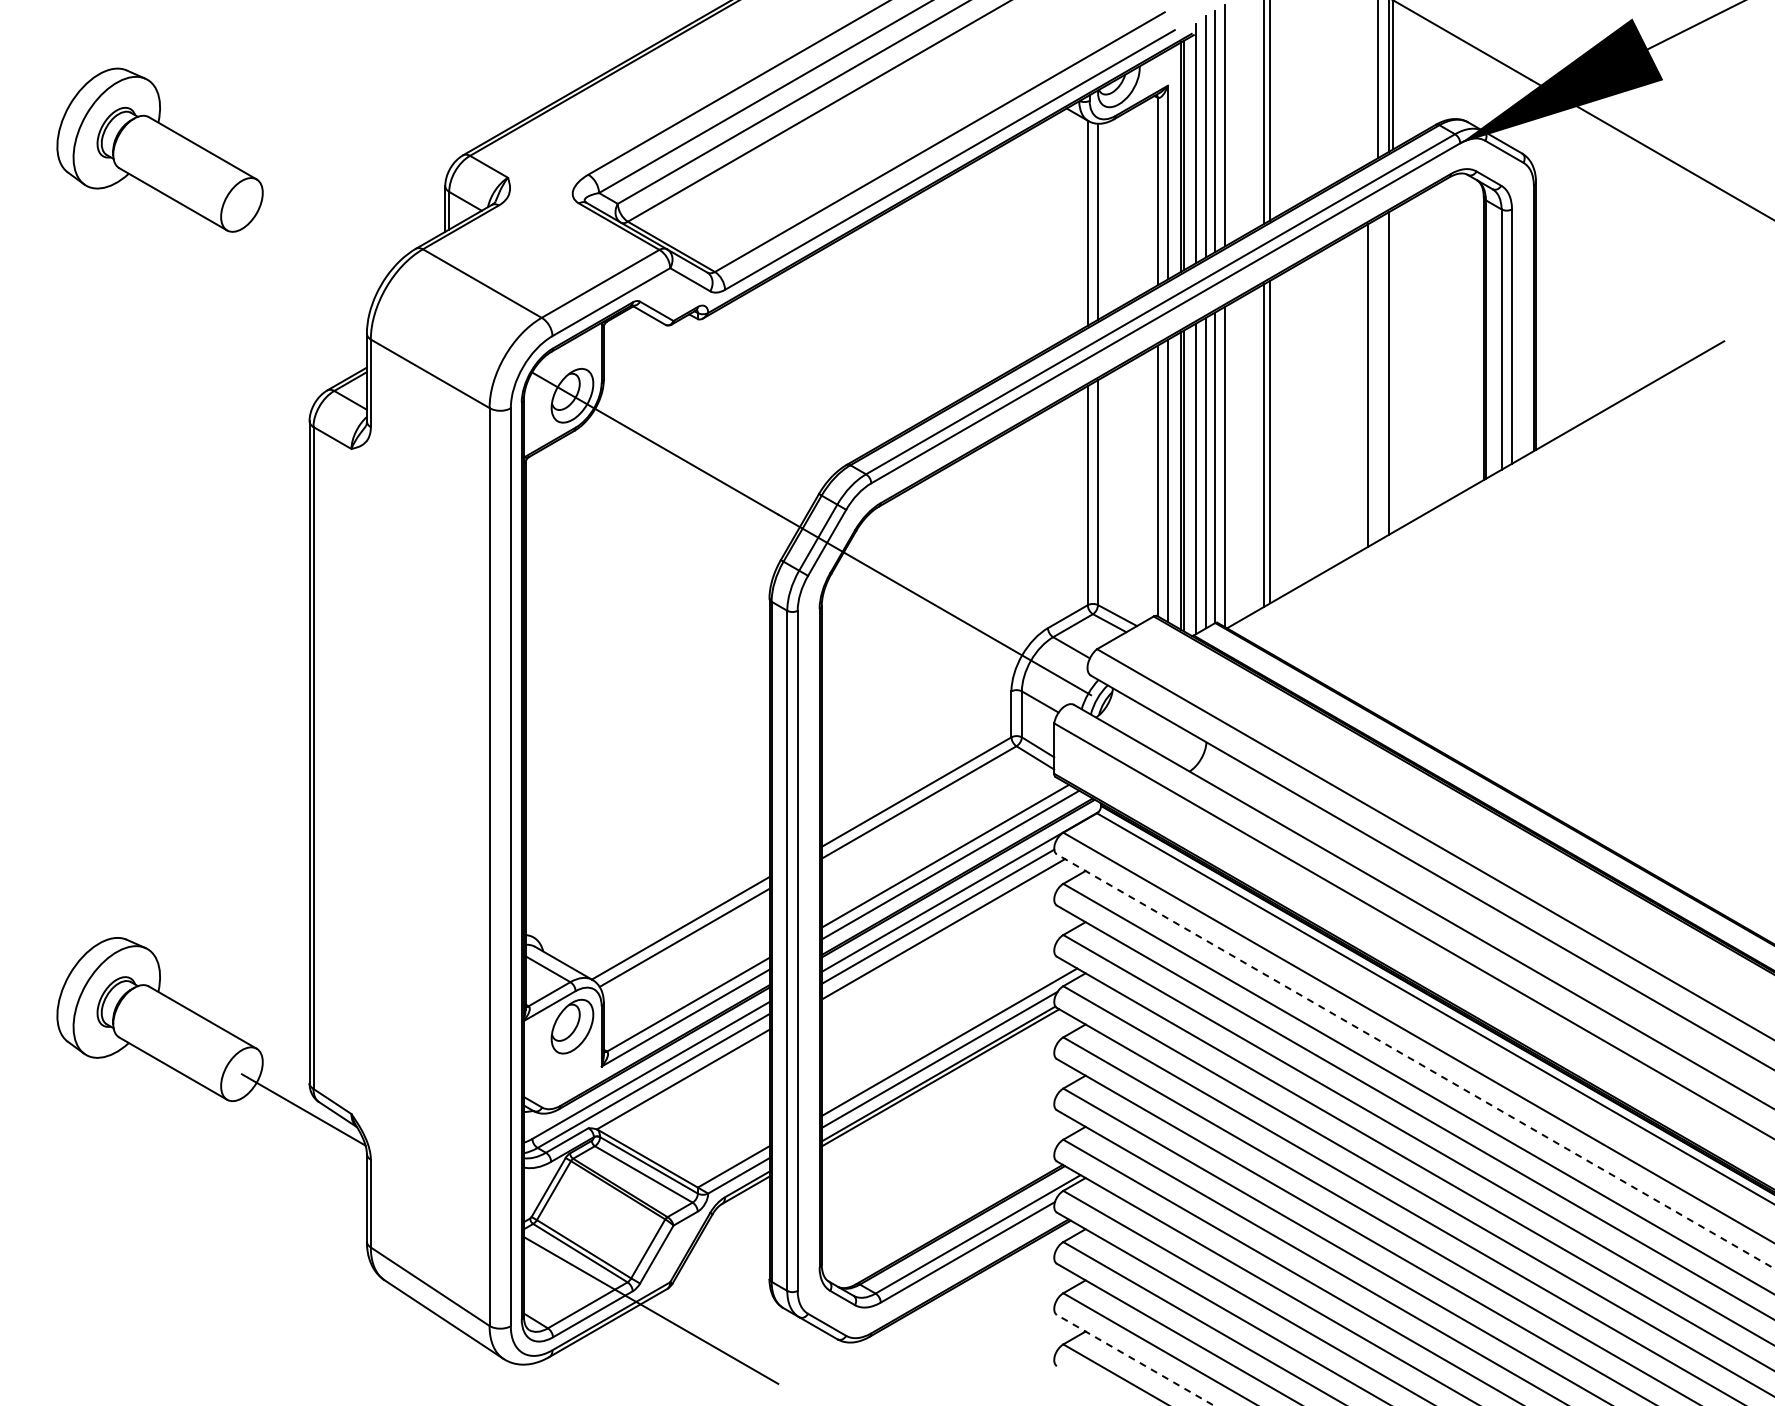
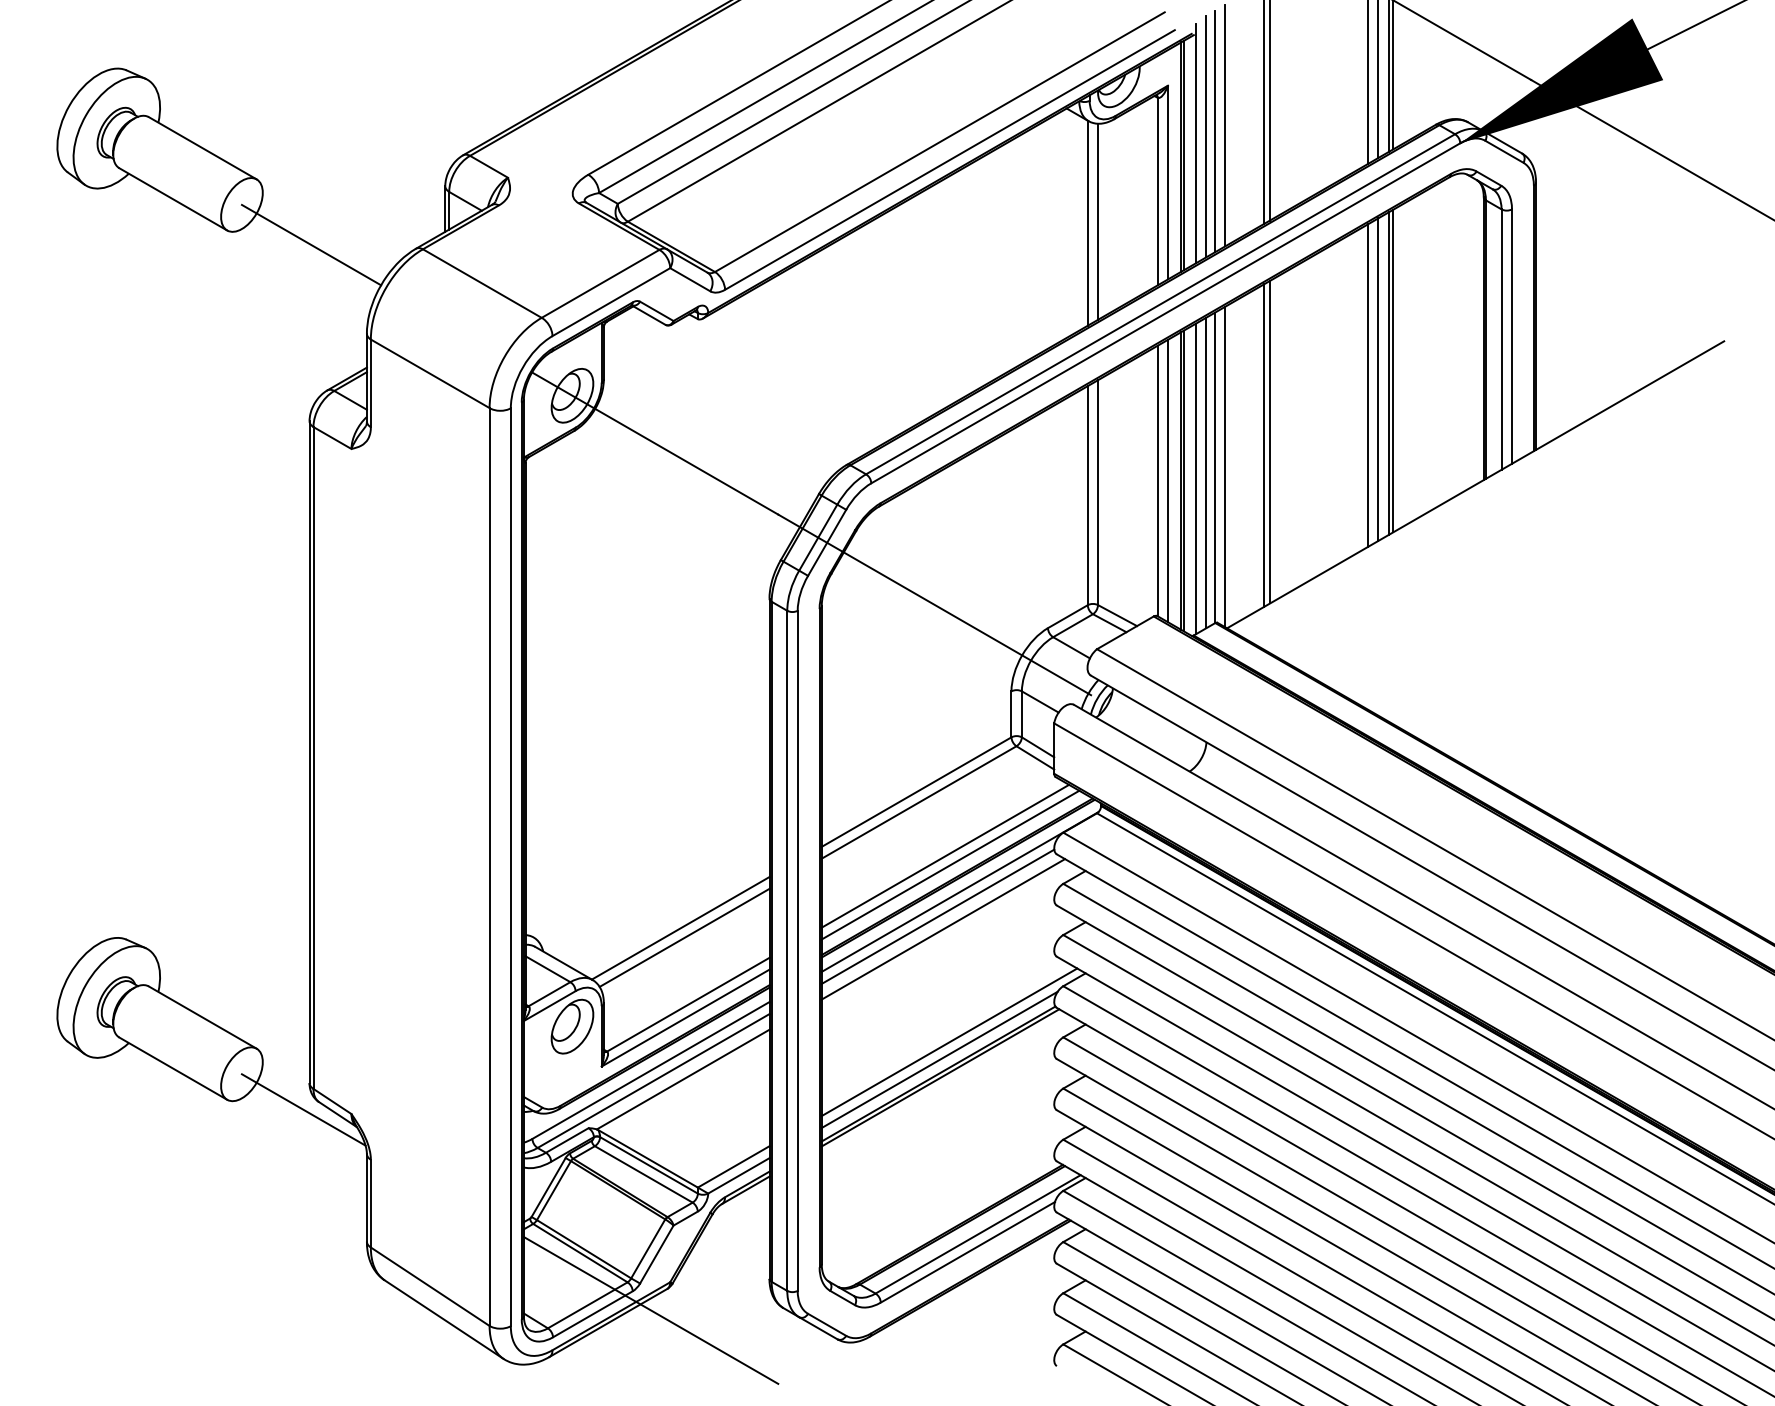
line: none -> present (1367, 83)
line: none -> present (311, 244)
line: none -> present (1393, 370)
line: none -> present (1378, 379)
line: dashed -> solid (1415, 1061)
line: dashed -> solid (1135, 1360)
